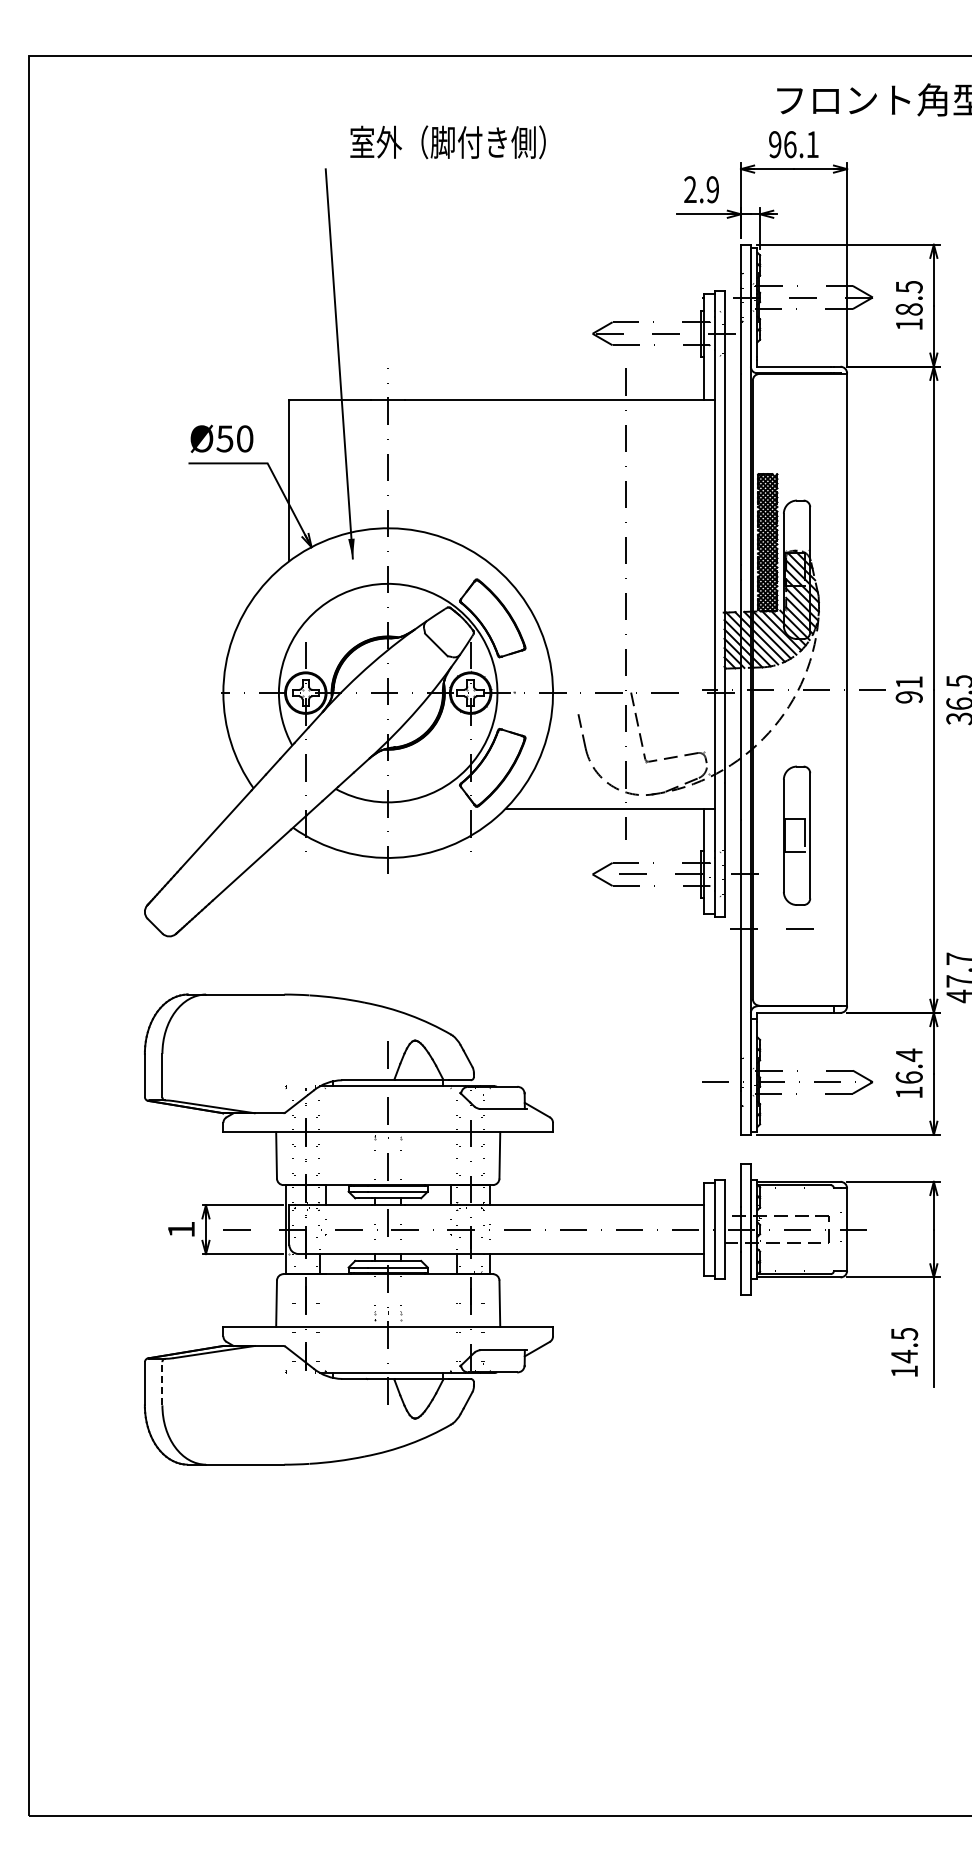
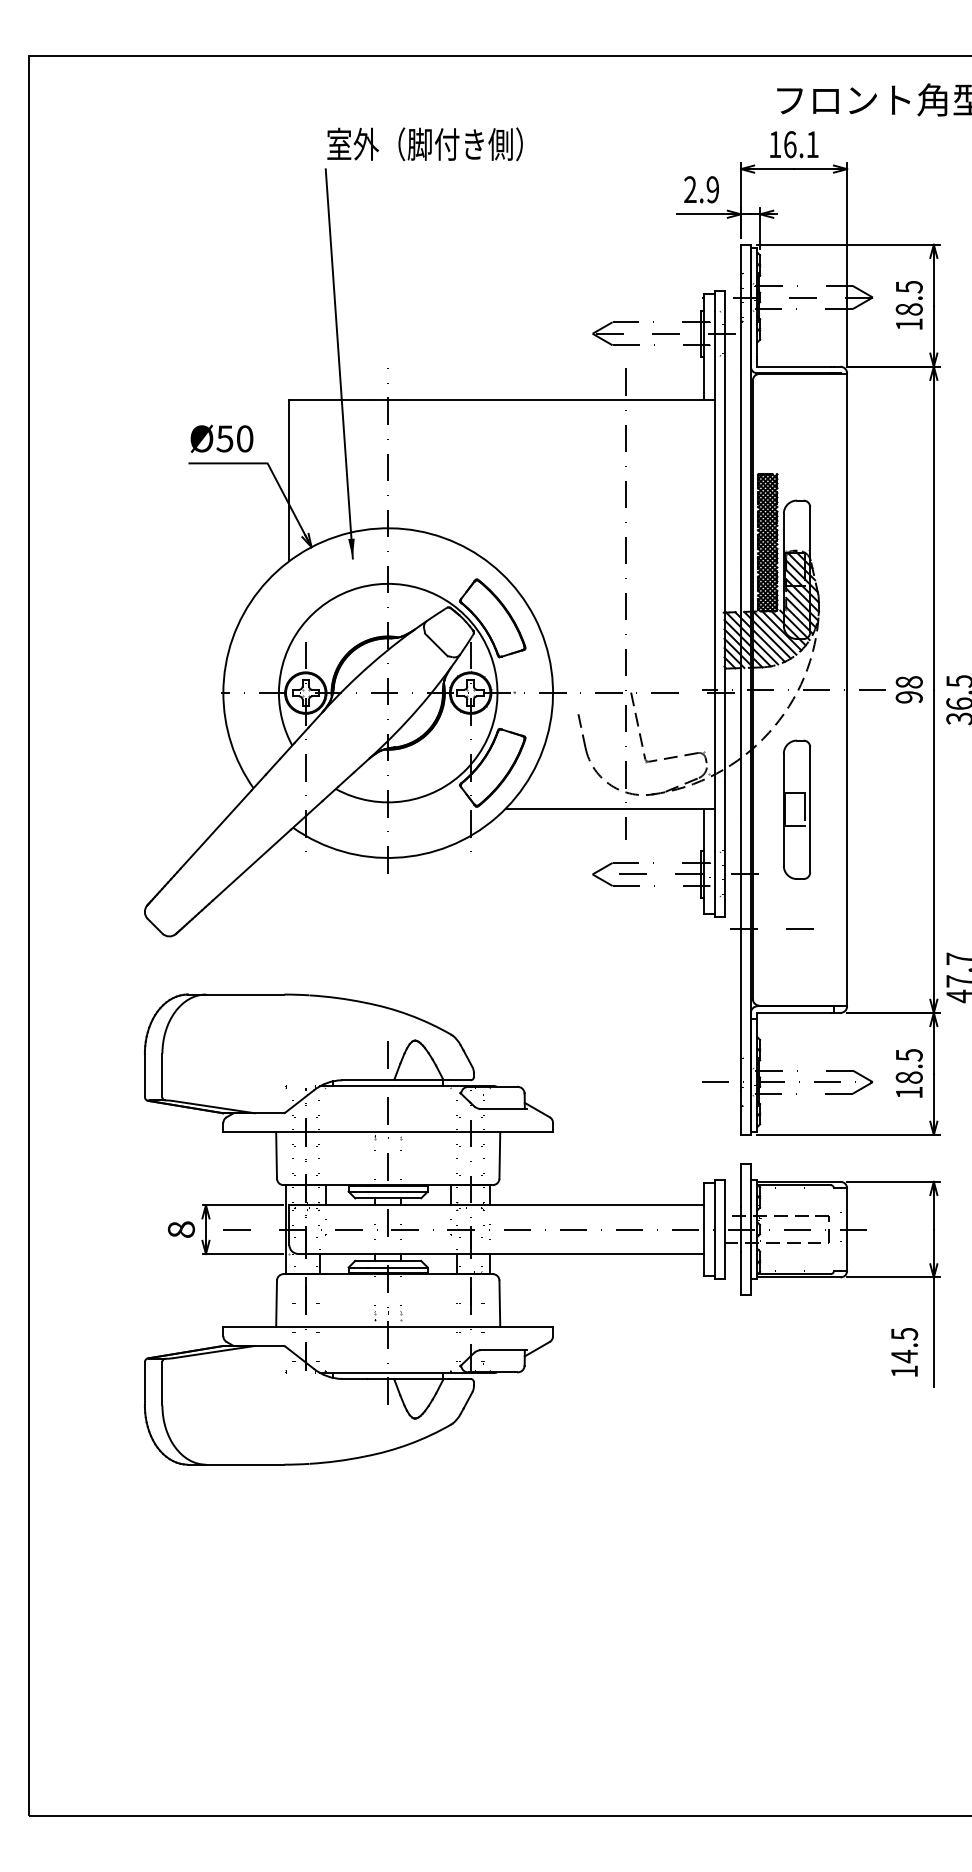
text position: (447, 142) -> (424, 144) (424, 144)
text: 96.1 -> 16.1 (775, 144)
text: 91 -> 98 (908, 682)
part position: (797, 835) -> (797, 809) (797, 809)
text: 16.4 -> 18.5 (908, 1065)
text: 1 -> 8 (180, 1229)
line: dashed -> solid (162, 1383)
